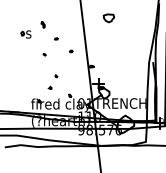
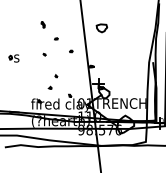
part position: (108, 18) -> (101, 28) (101, 28)
part position: (25, 34) -> (13, 58) (13, 58)
